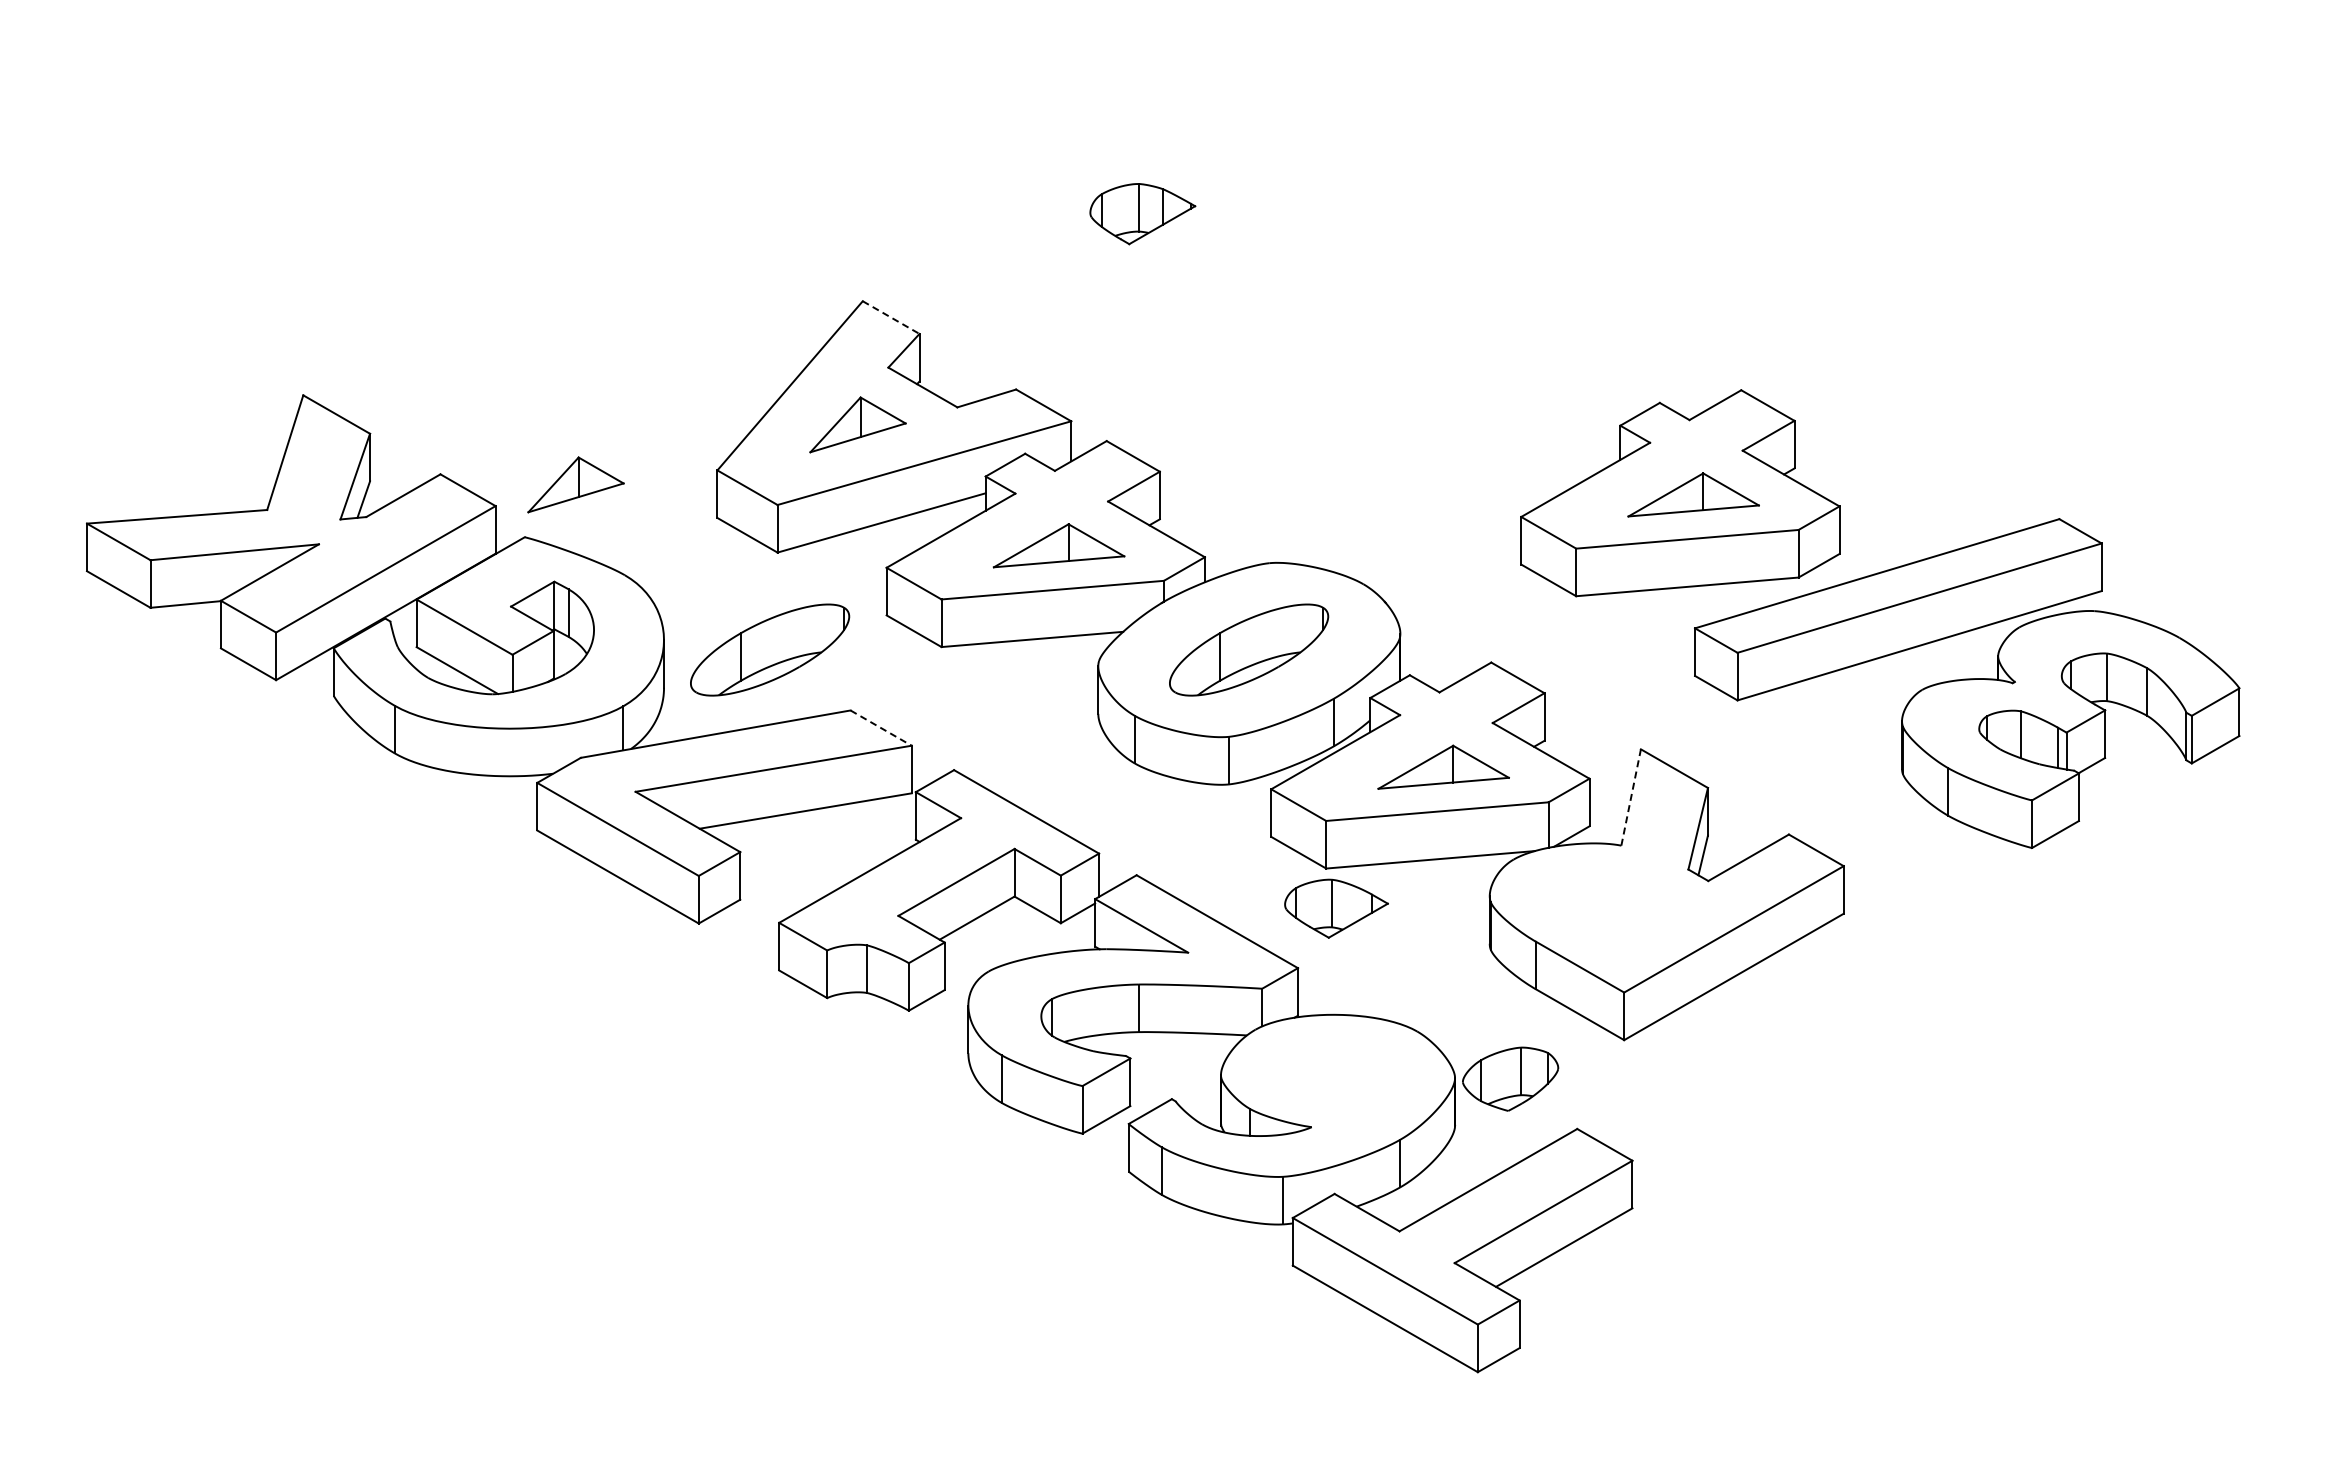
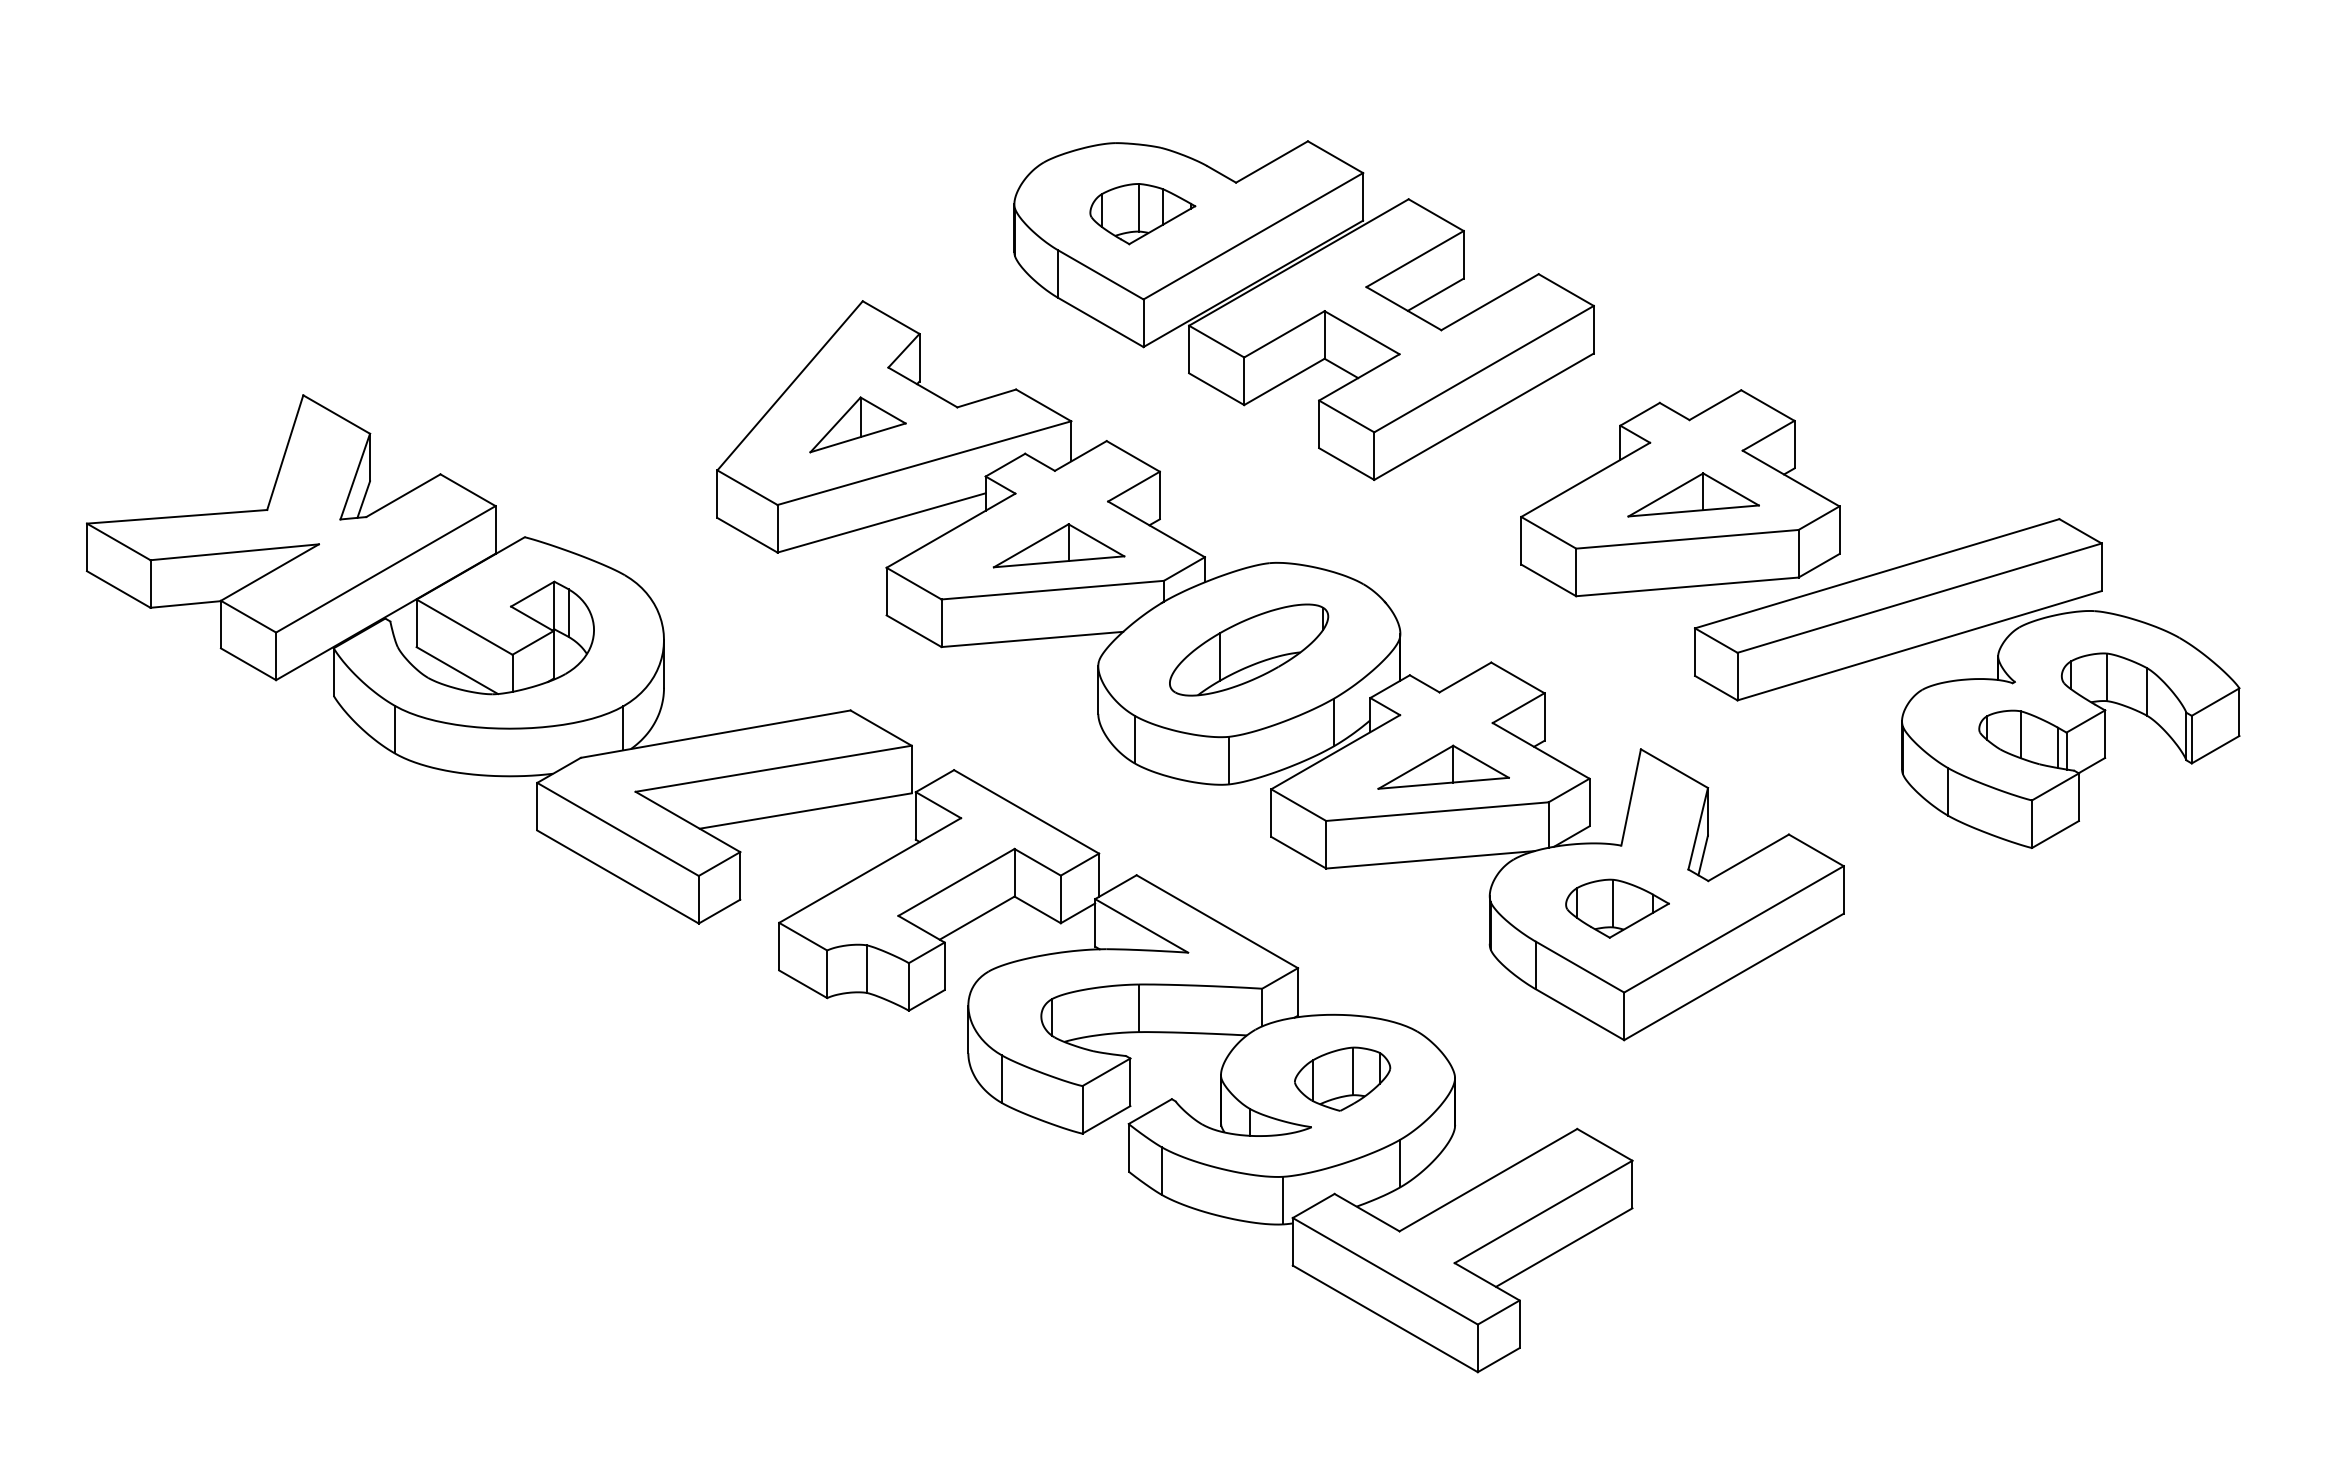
part: none -> present (1303, 310)
line: dashed -> solid (891, 317)
part: present -> none (575, 484)
part: present -> none (770, 649)
line: dashed -> solid (881, 728)
line: dashed -> solid (1631, 797)
part position: (1336, 908) -> (1617, 908) (1617, 908)
part position: (1510, 1078) -> (1342, 1078) (1342, 1078)
